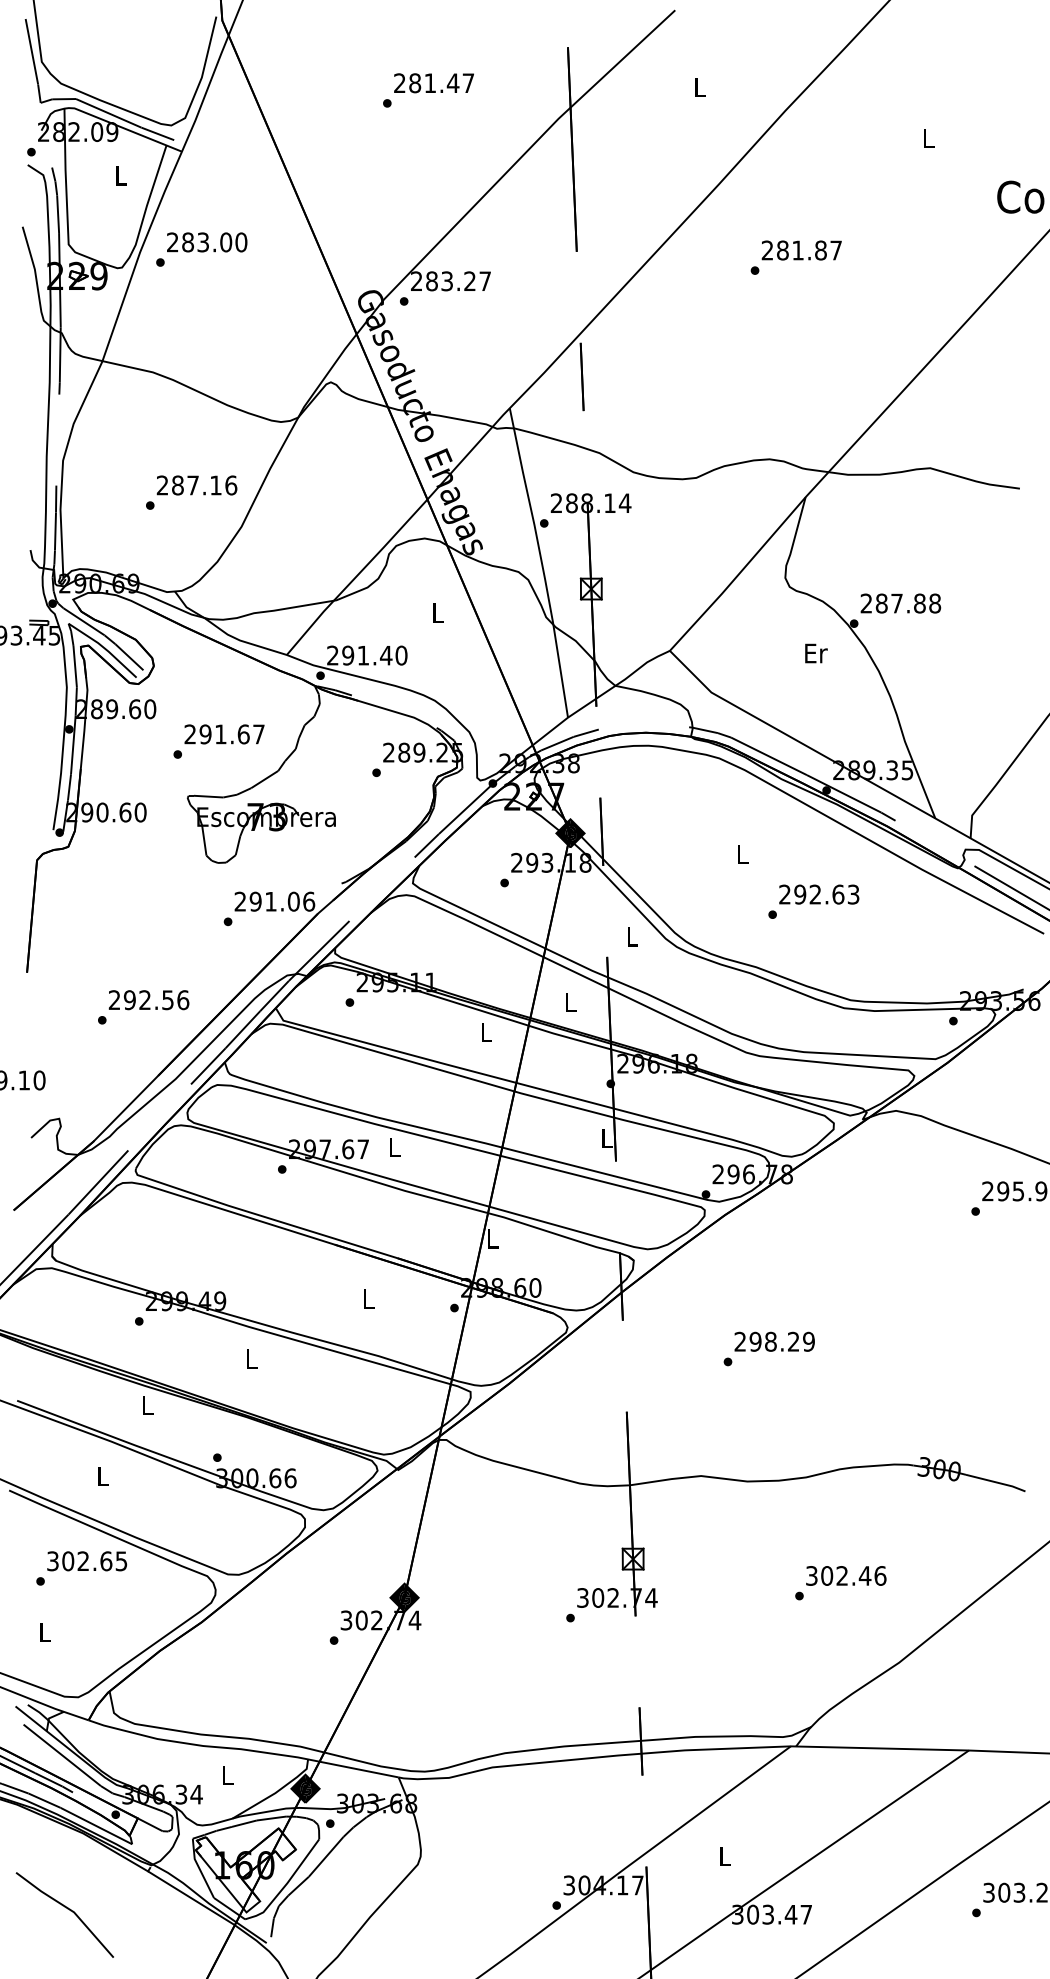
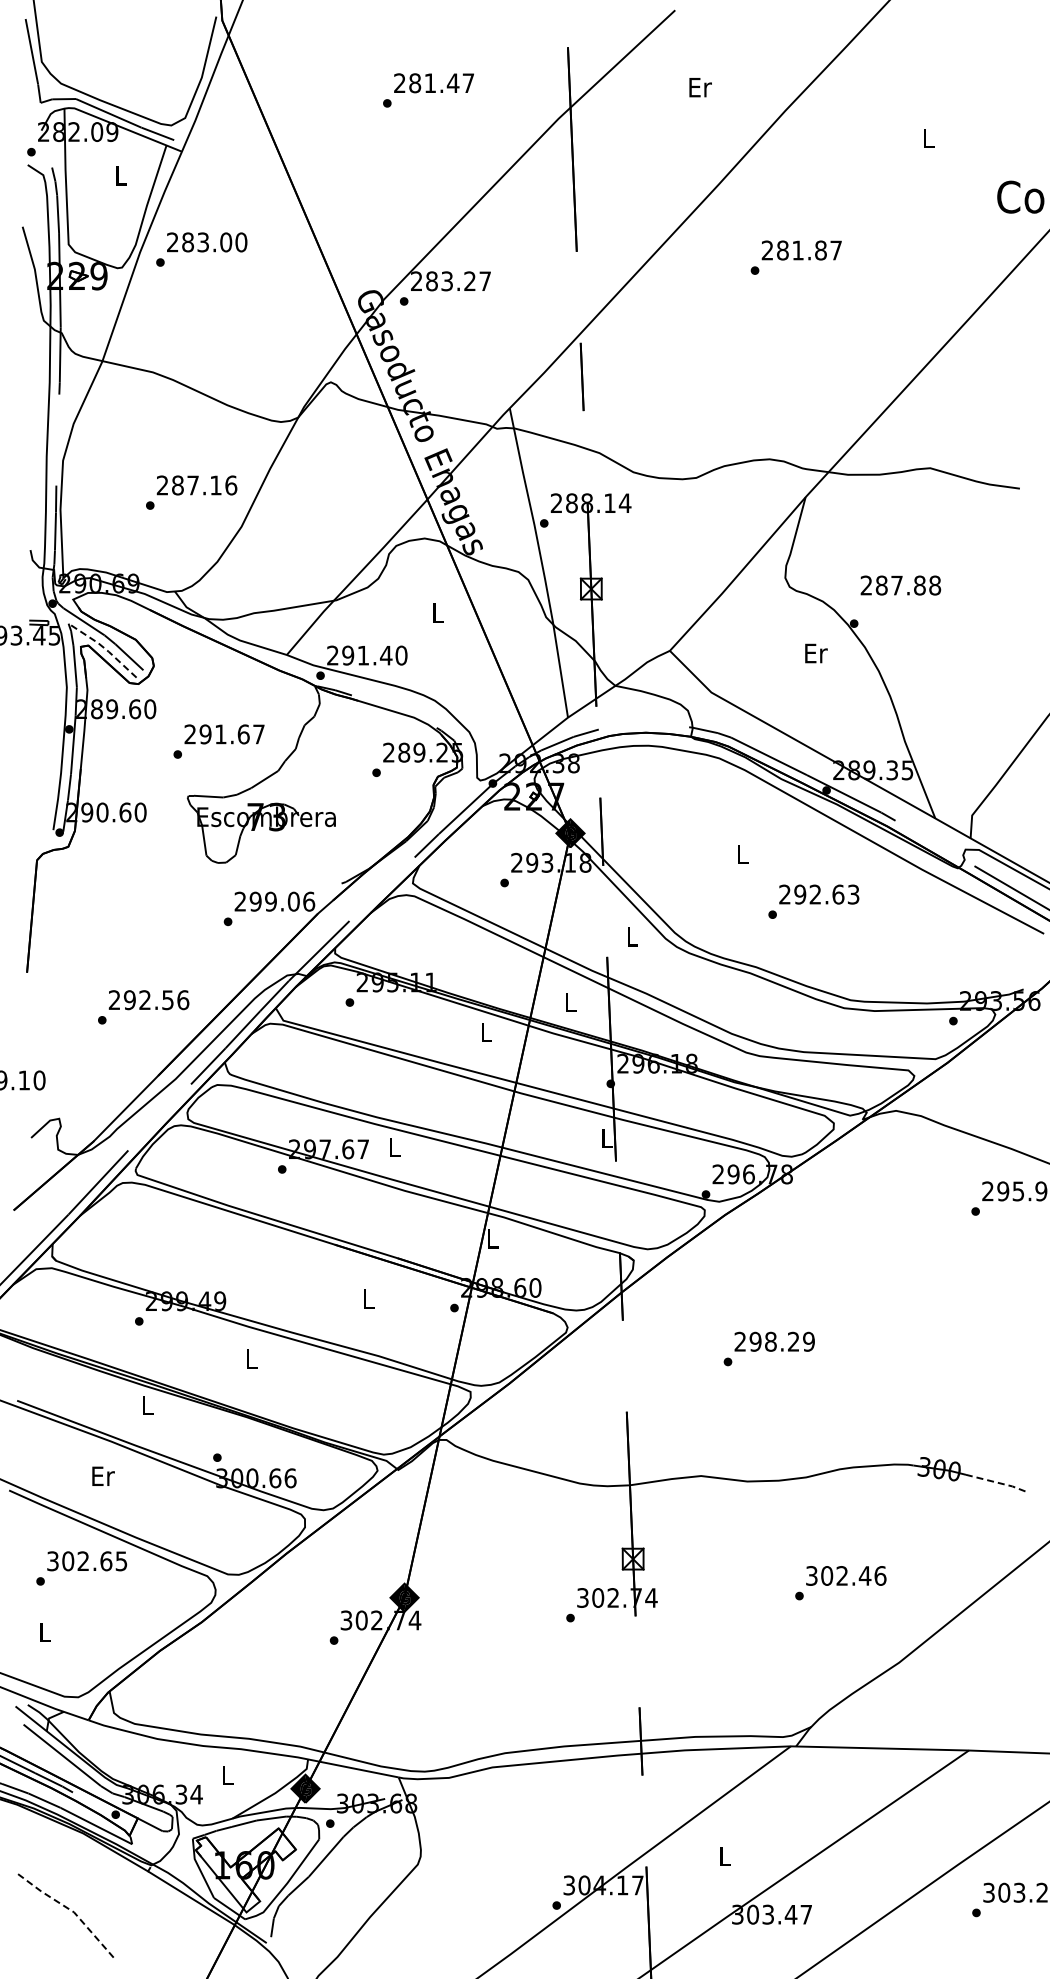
text: L -> Er (700, 87)
text position: (900, 603) -> (900, 585) (900, 585)
line: solid -> dashed (104, 648)
text: 291.06 -> 299.06 (270, 901)
text: L -> Er (103, 1475)
line: solid -> dashed (996, 1482)
line: solid -> dashed (69, 1909)
